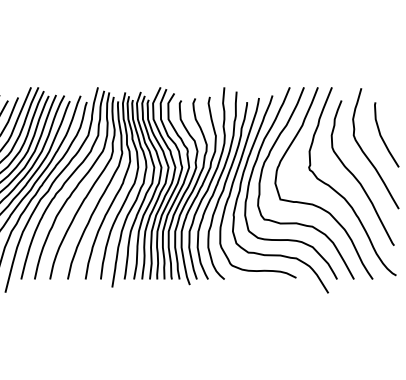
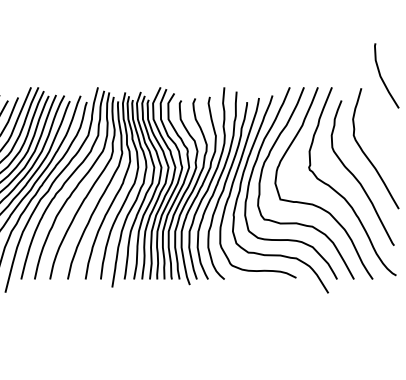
curve position: (382, 136) -> (382, 77) (382, 77)
